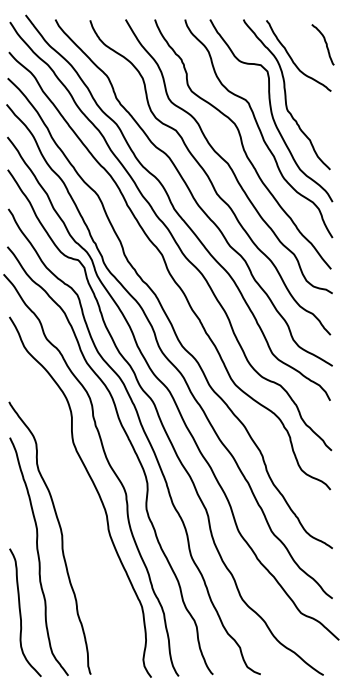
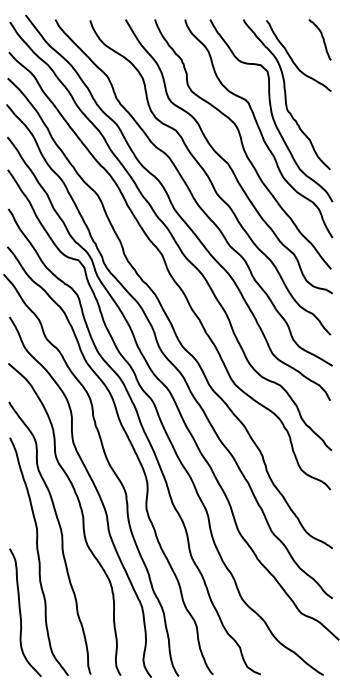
curve position: (324, 42) -> (321, 37) (321, 37)
curve: none -> present (81, 515)
